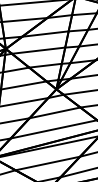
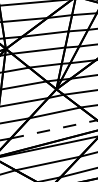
line: solid -> dashed (54, 129)
